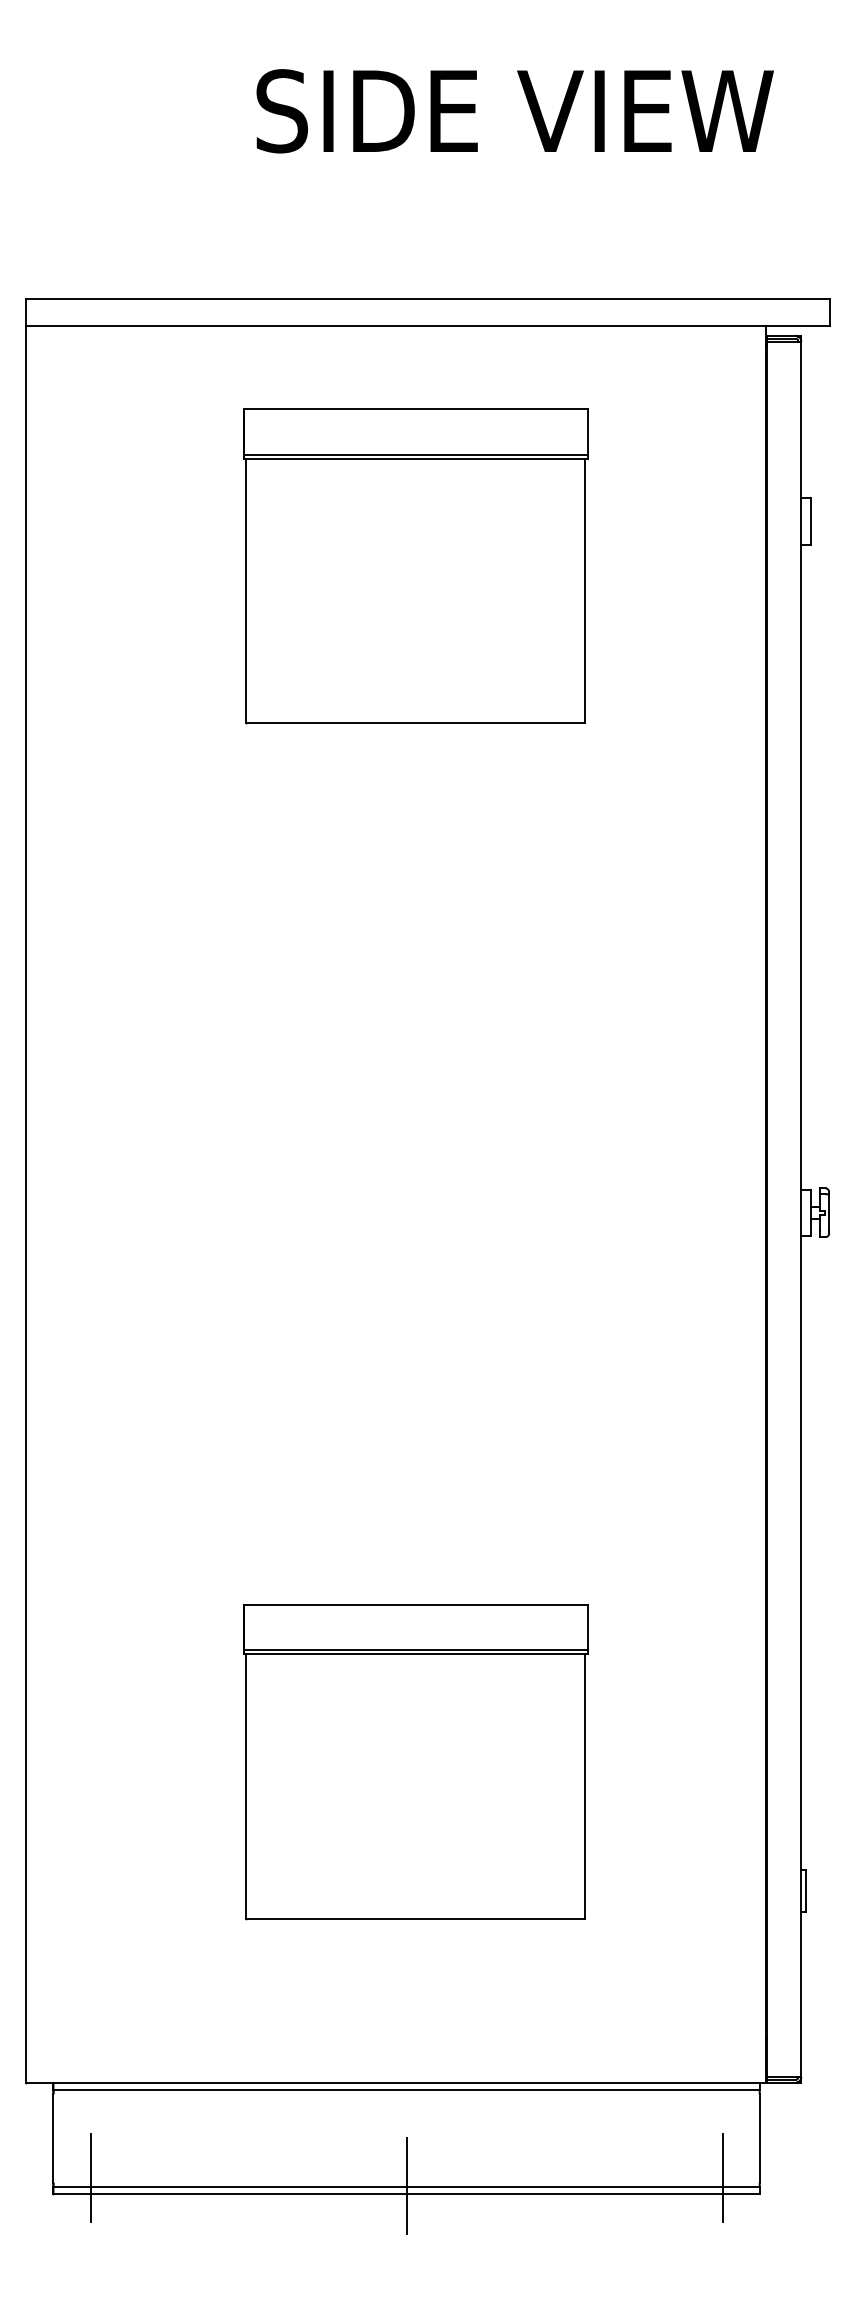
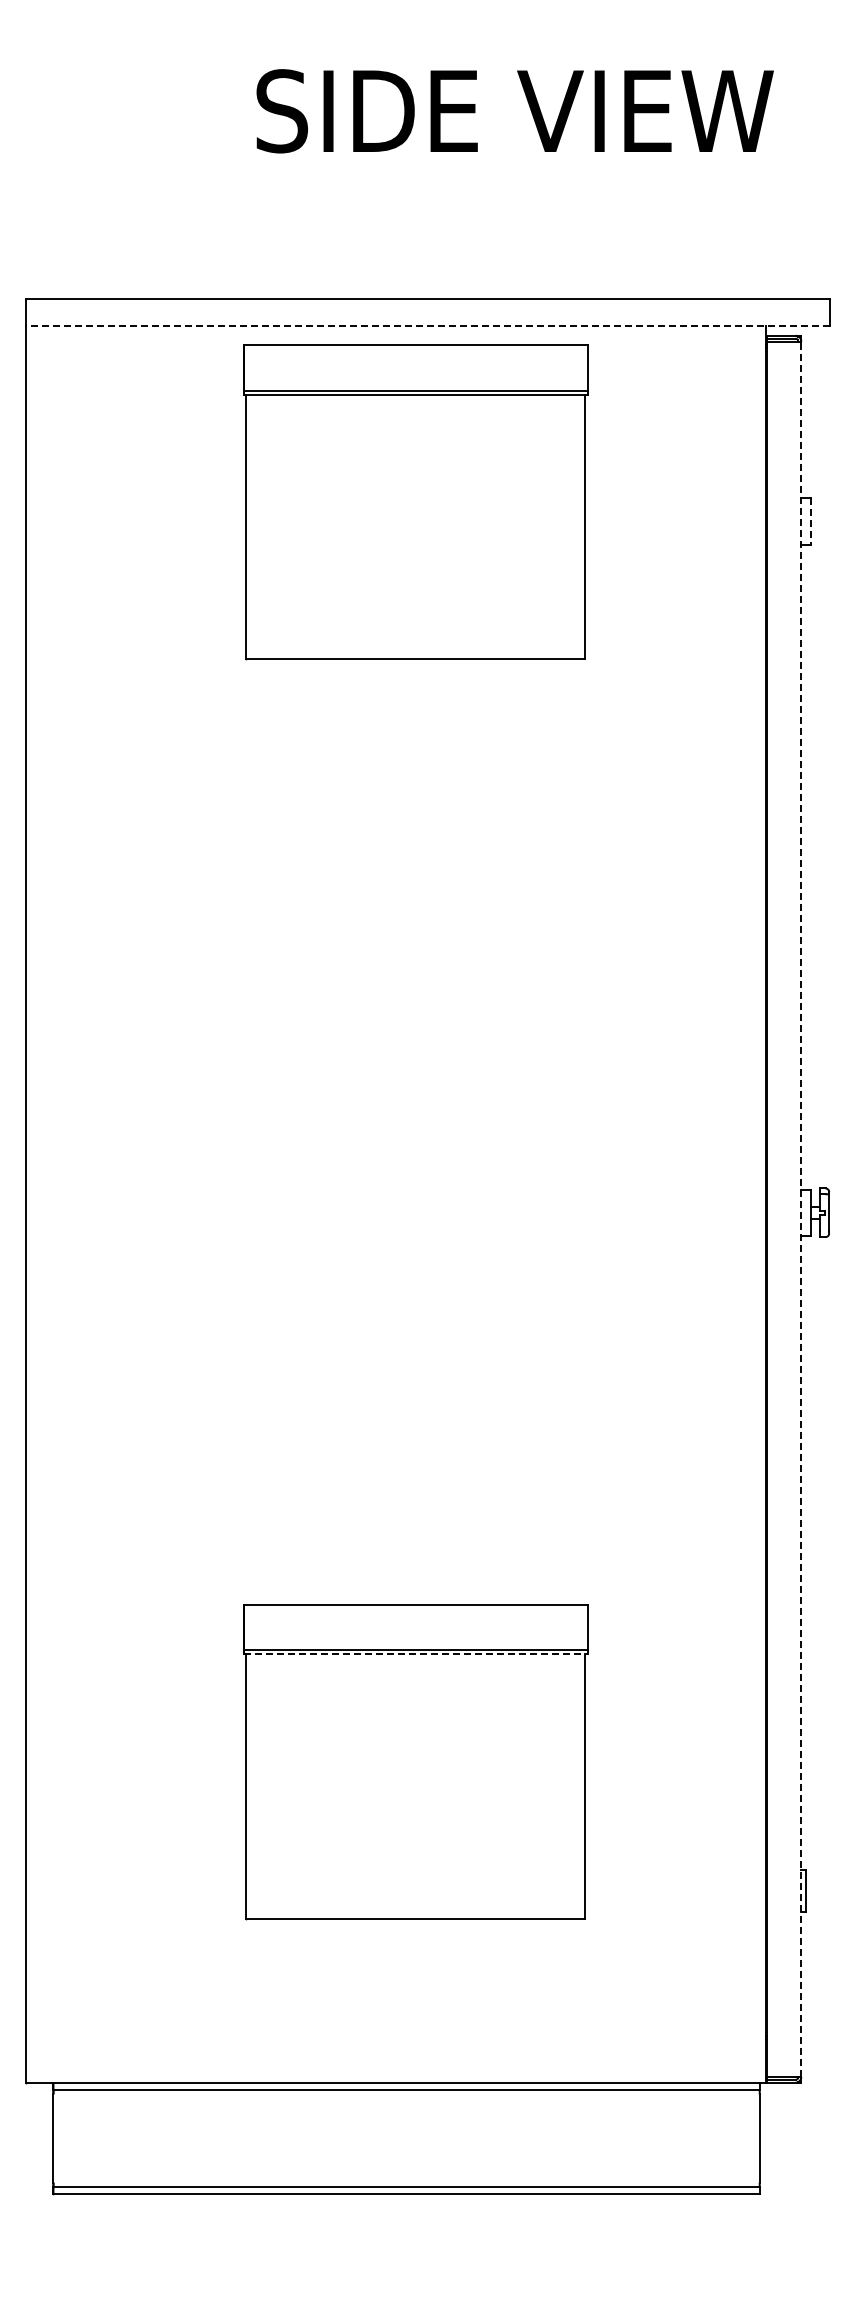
line: solid -> dashed (427, 326)
line: solid -> dashed (810, 522)
part position: (415, 566) -> (415, 502) (415, 502)
line: solid -> dashed (801, 1209)
line: solid -> dashed (415, 1654)
line: present -> none (90, 2178)
line: present -> none (722, 2178)
line: present -> none (406, 2185)
